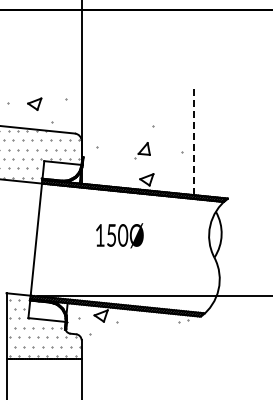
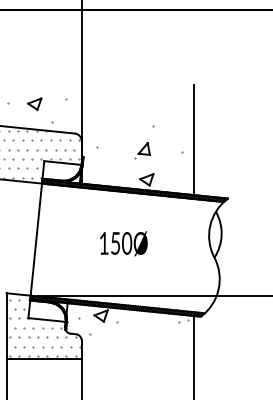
line: dashed -> solid (194, 139)
text position: (119, 235) -> (123, 243) (123, 243)
line: none -> present (194, 356)
